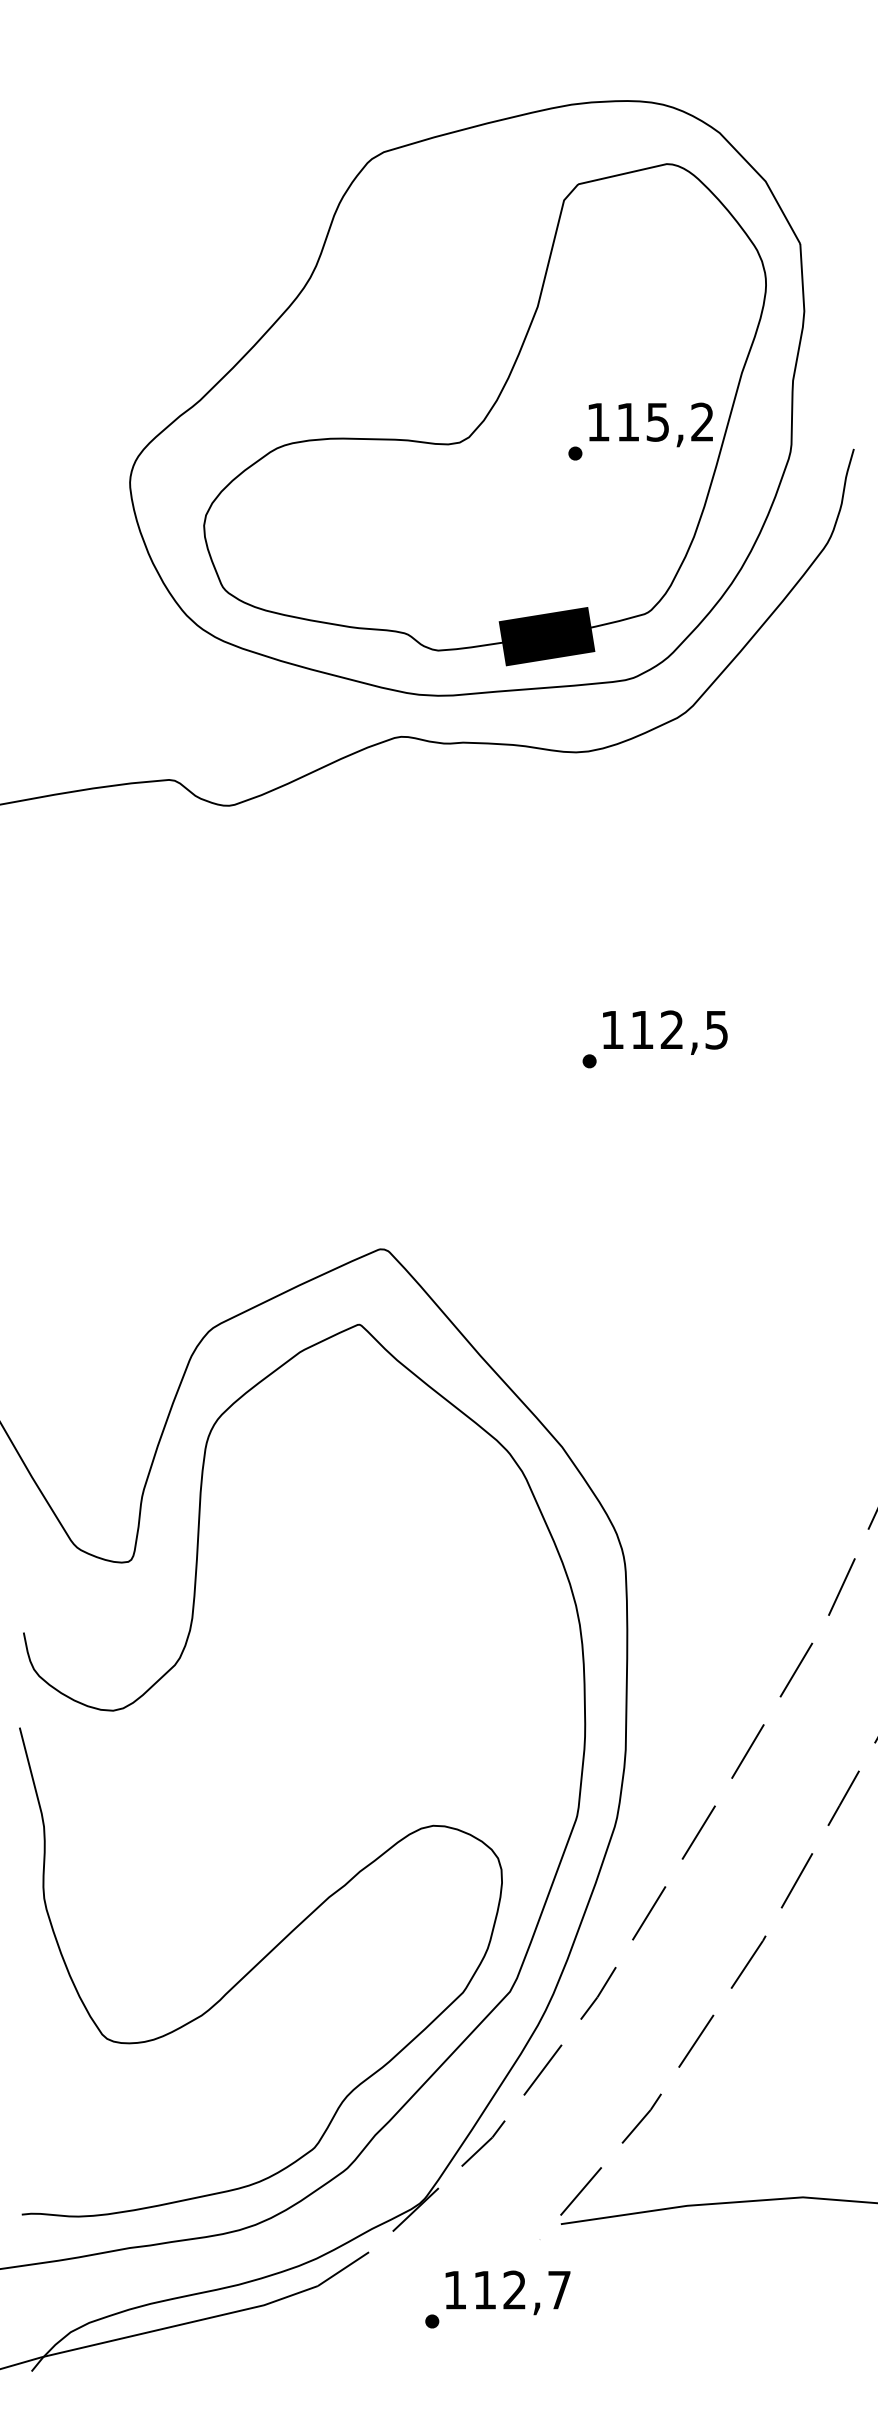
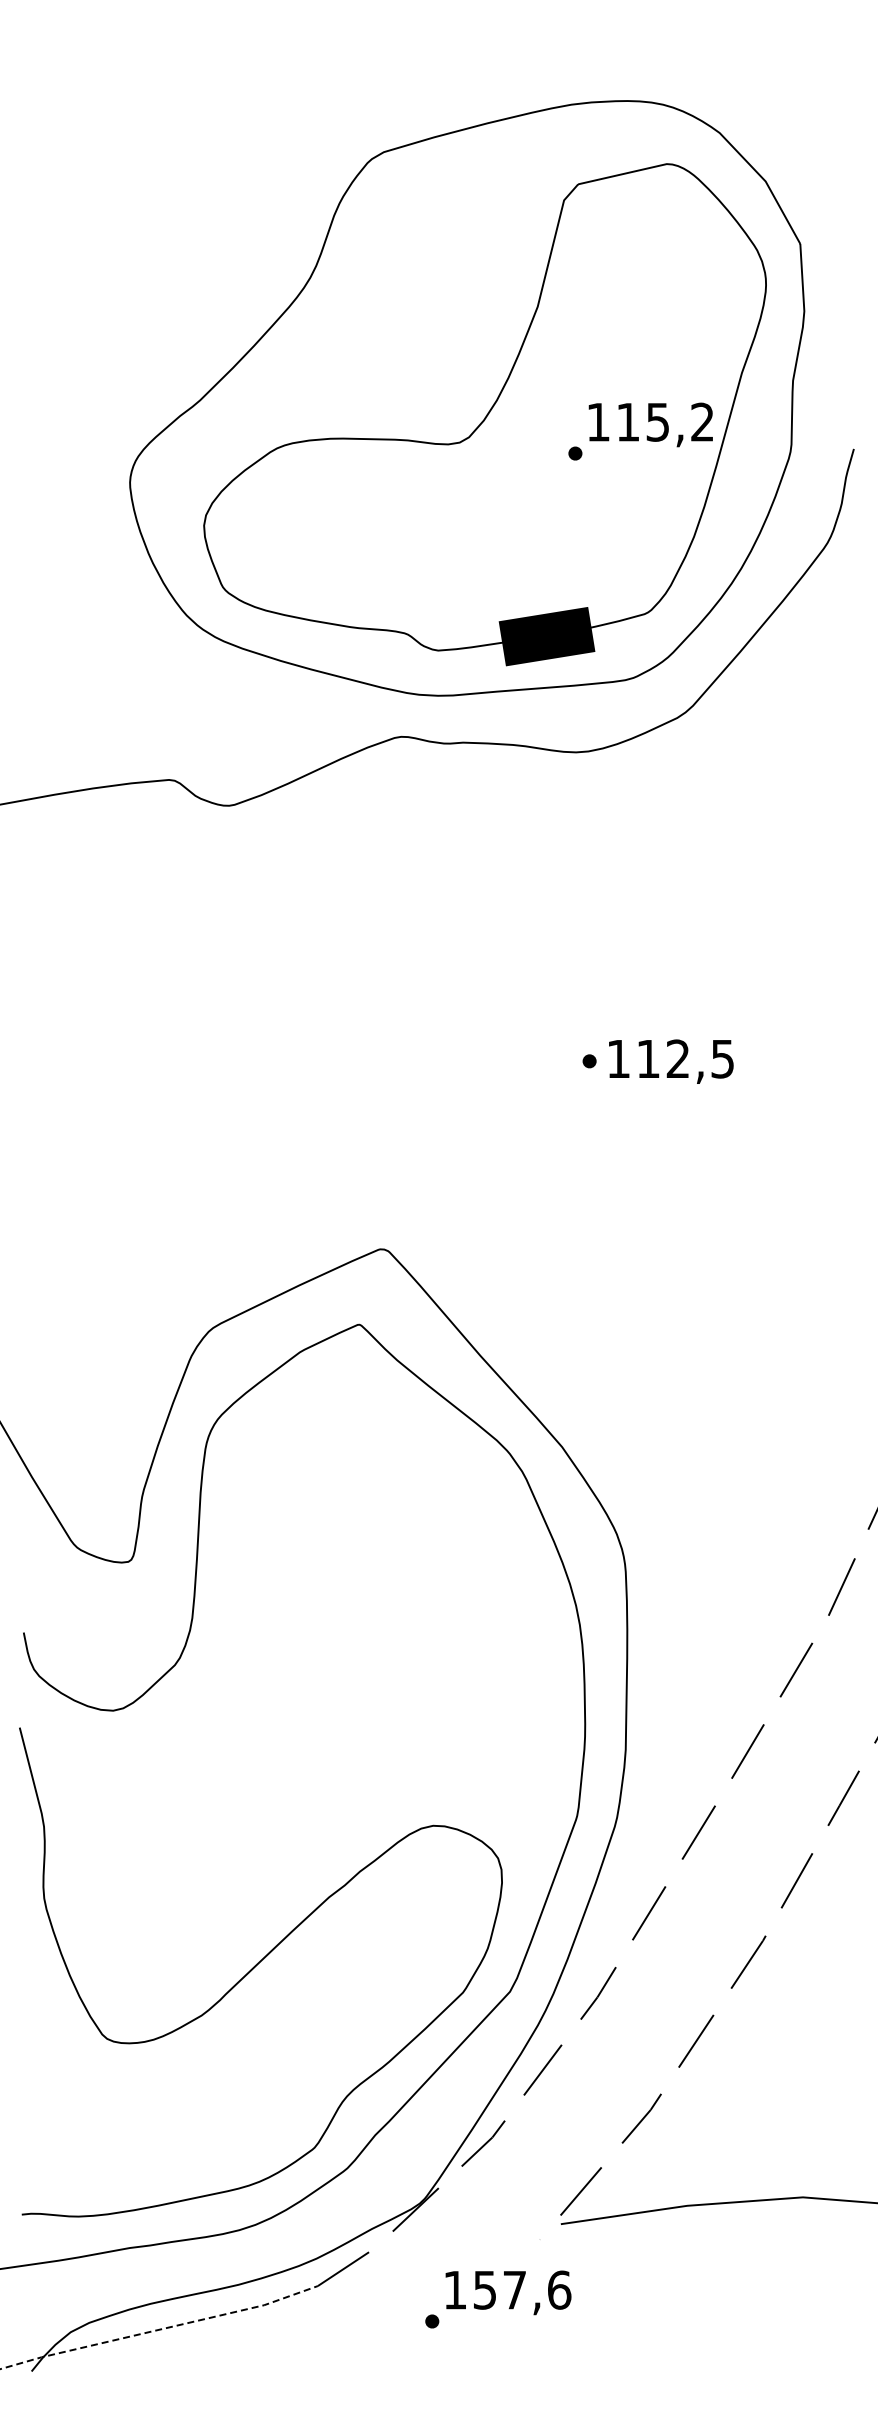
text position: (665, 1032) -> (671, 1061) (671, 1061)
text: 112,7 -> 157,6 (522, 2289)
line: solid -> dashed (160, 2329)
